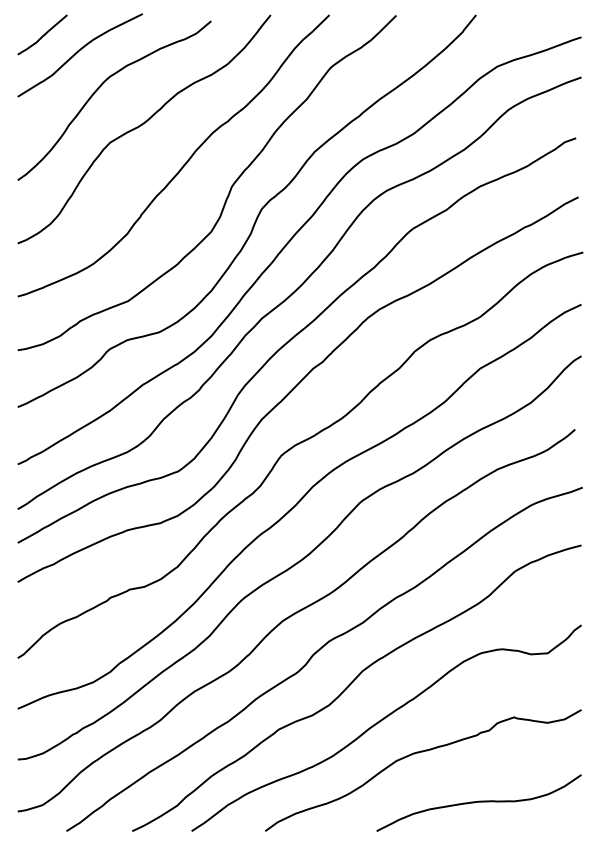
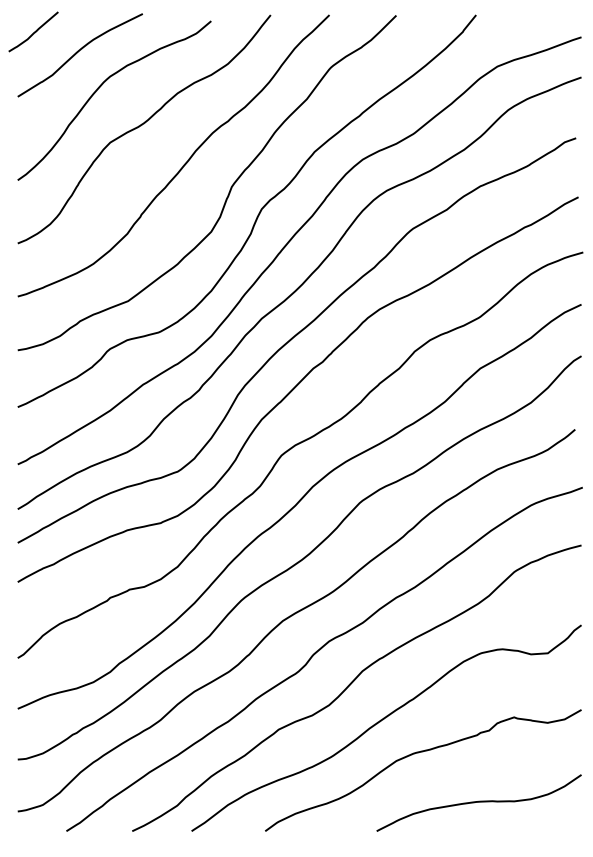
curve position: (43, 34) -> (34, 31) (34, 31)
